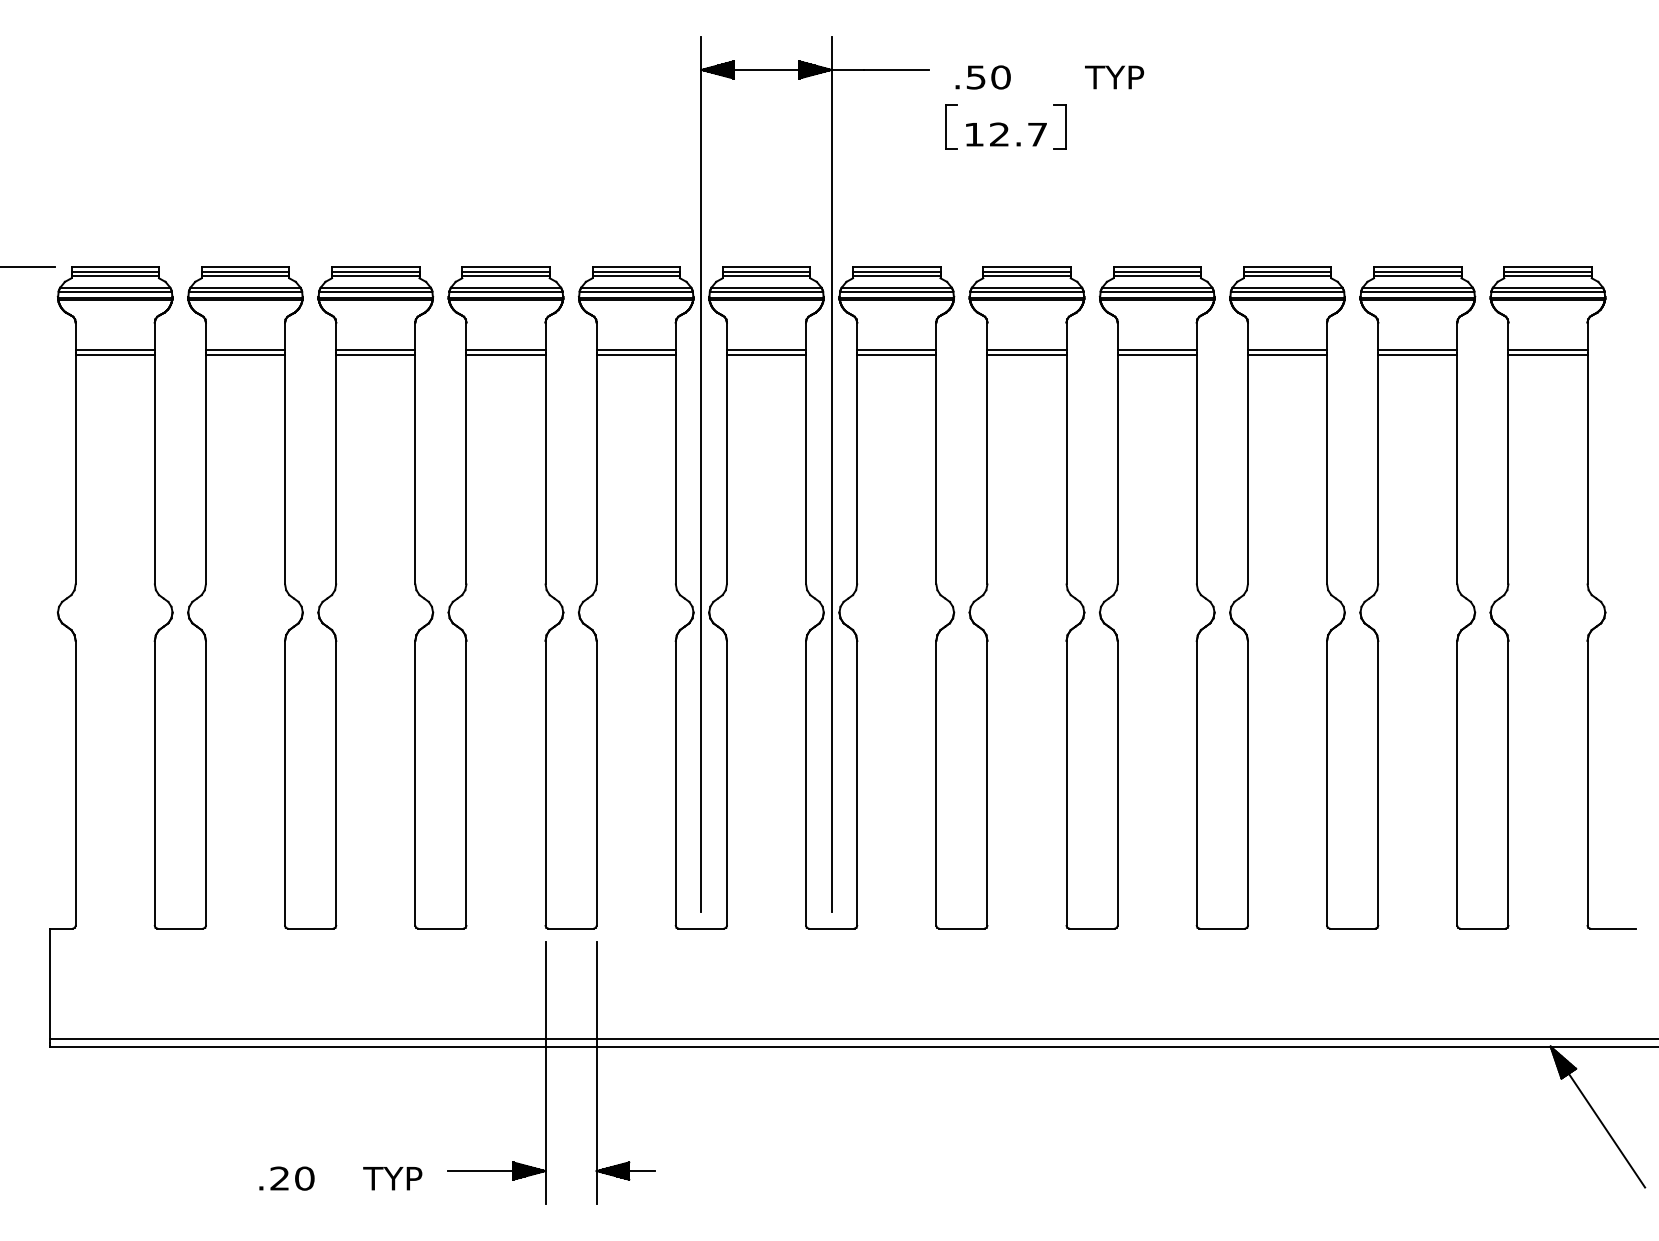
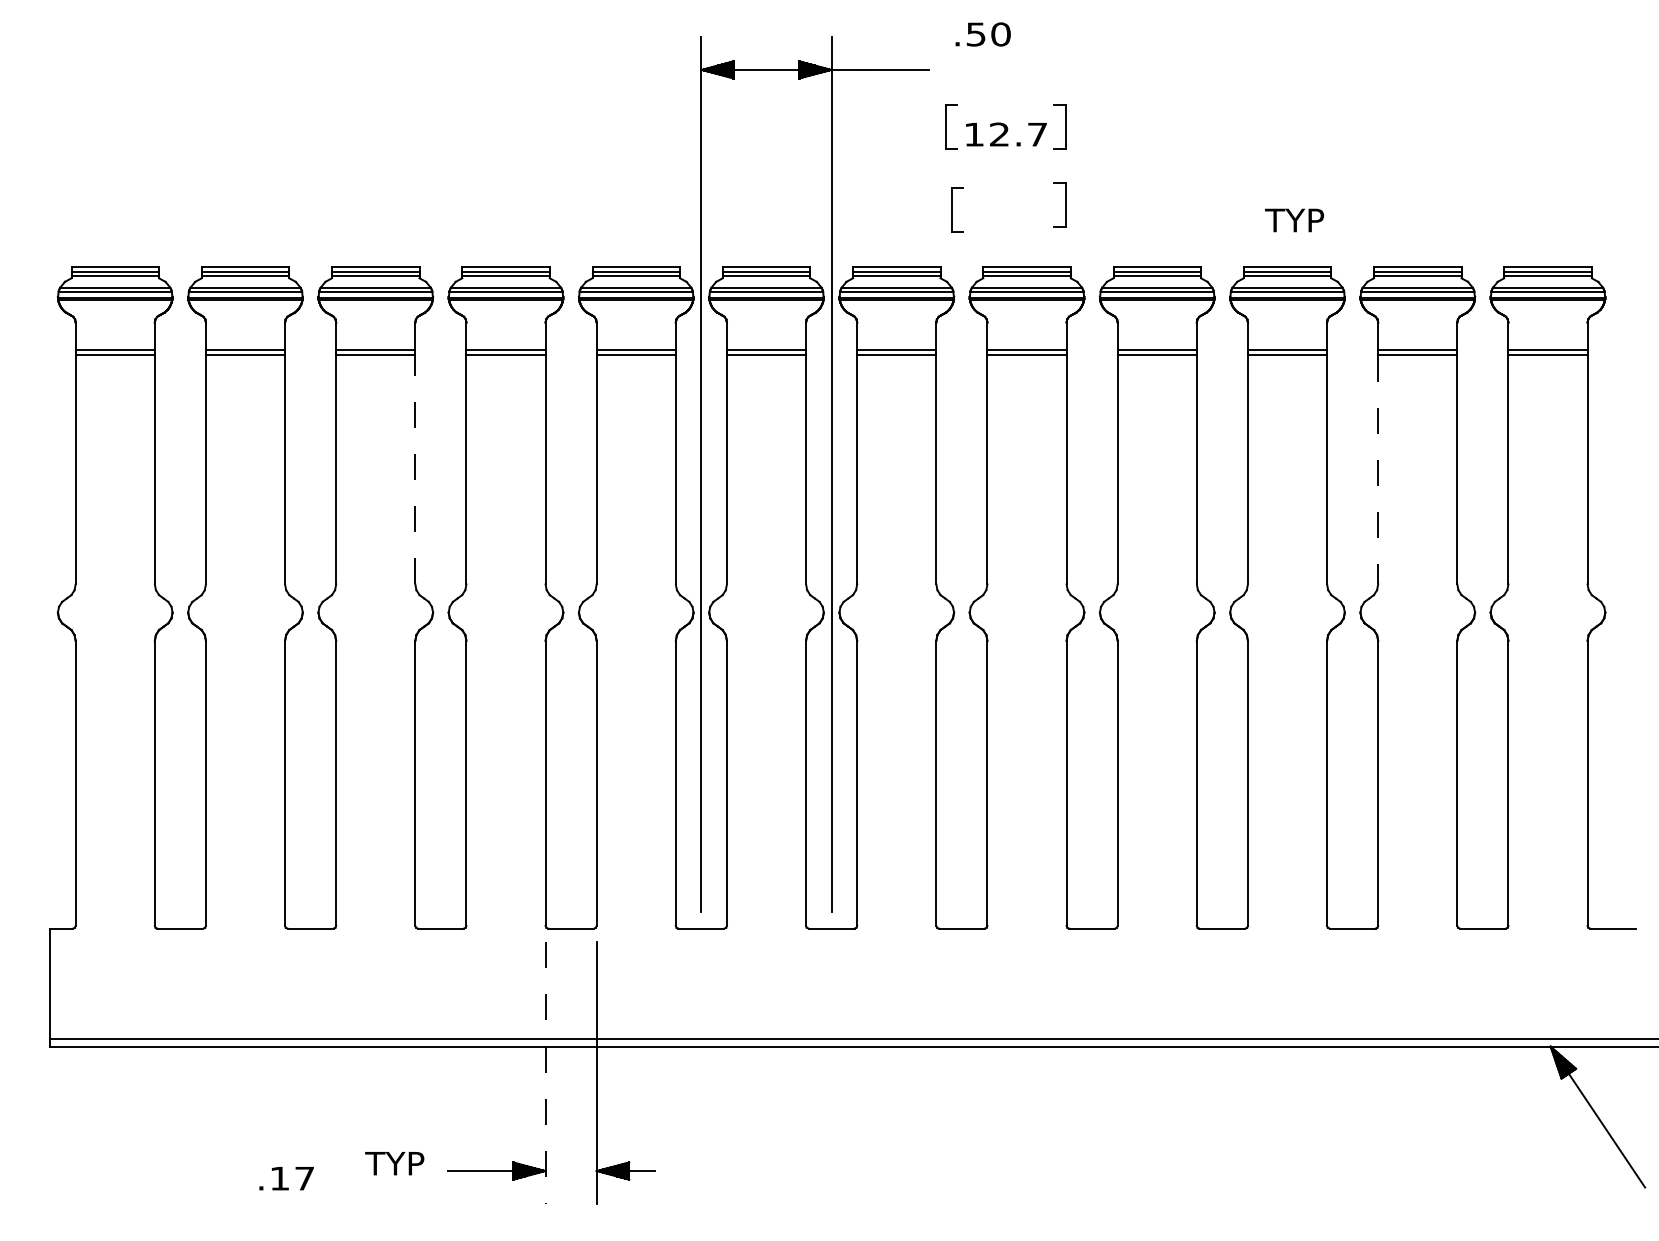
text position: (982, 77) -> (982, 34) (982, 34)
text position: (1114, 77) -> (1294, 220) (1294, 220)
part: none -> present (1059, 204)
part: none -> present (957, 209)
line: present -> none (28, 267)
line: solid -> dashed (415, 469)
line: solid -> dashed (1378, 470)
line: solid -> dashed (545, 1072)
text: .20 -> .17 (292, 1178)
text position: (392, 1178) -> (394, 1163) (394, 1163)
